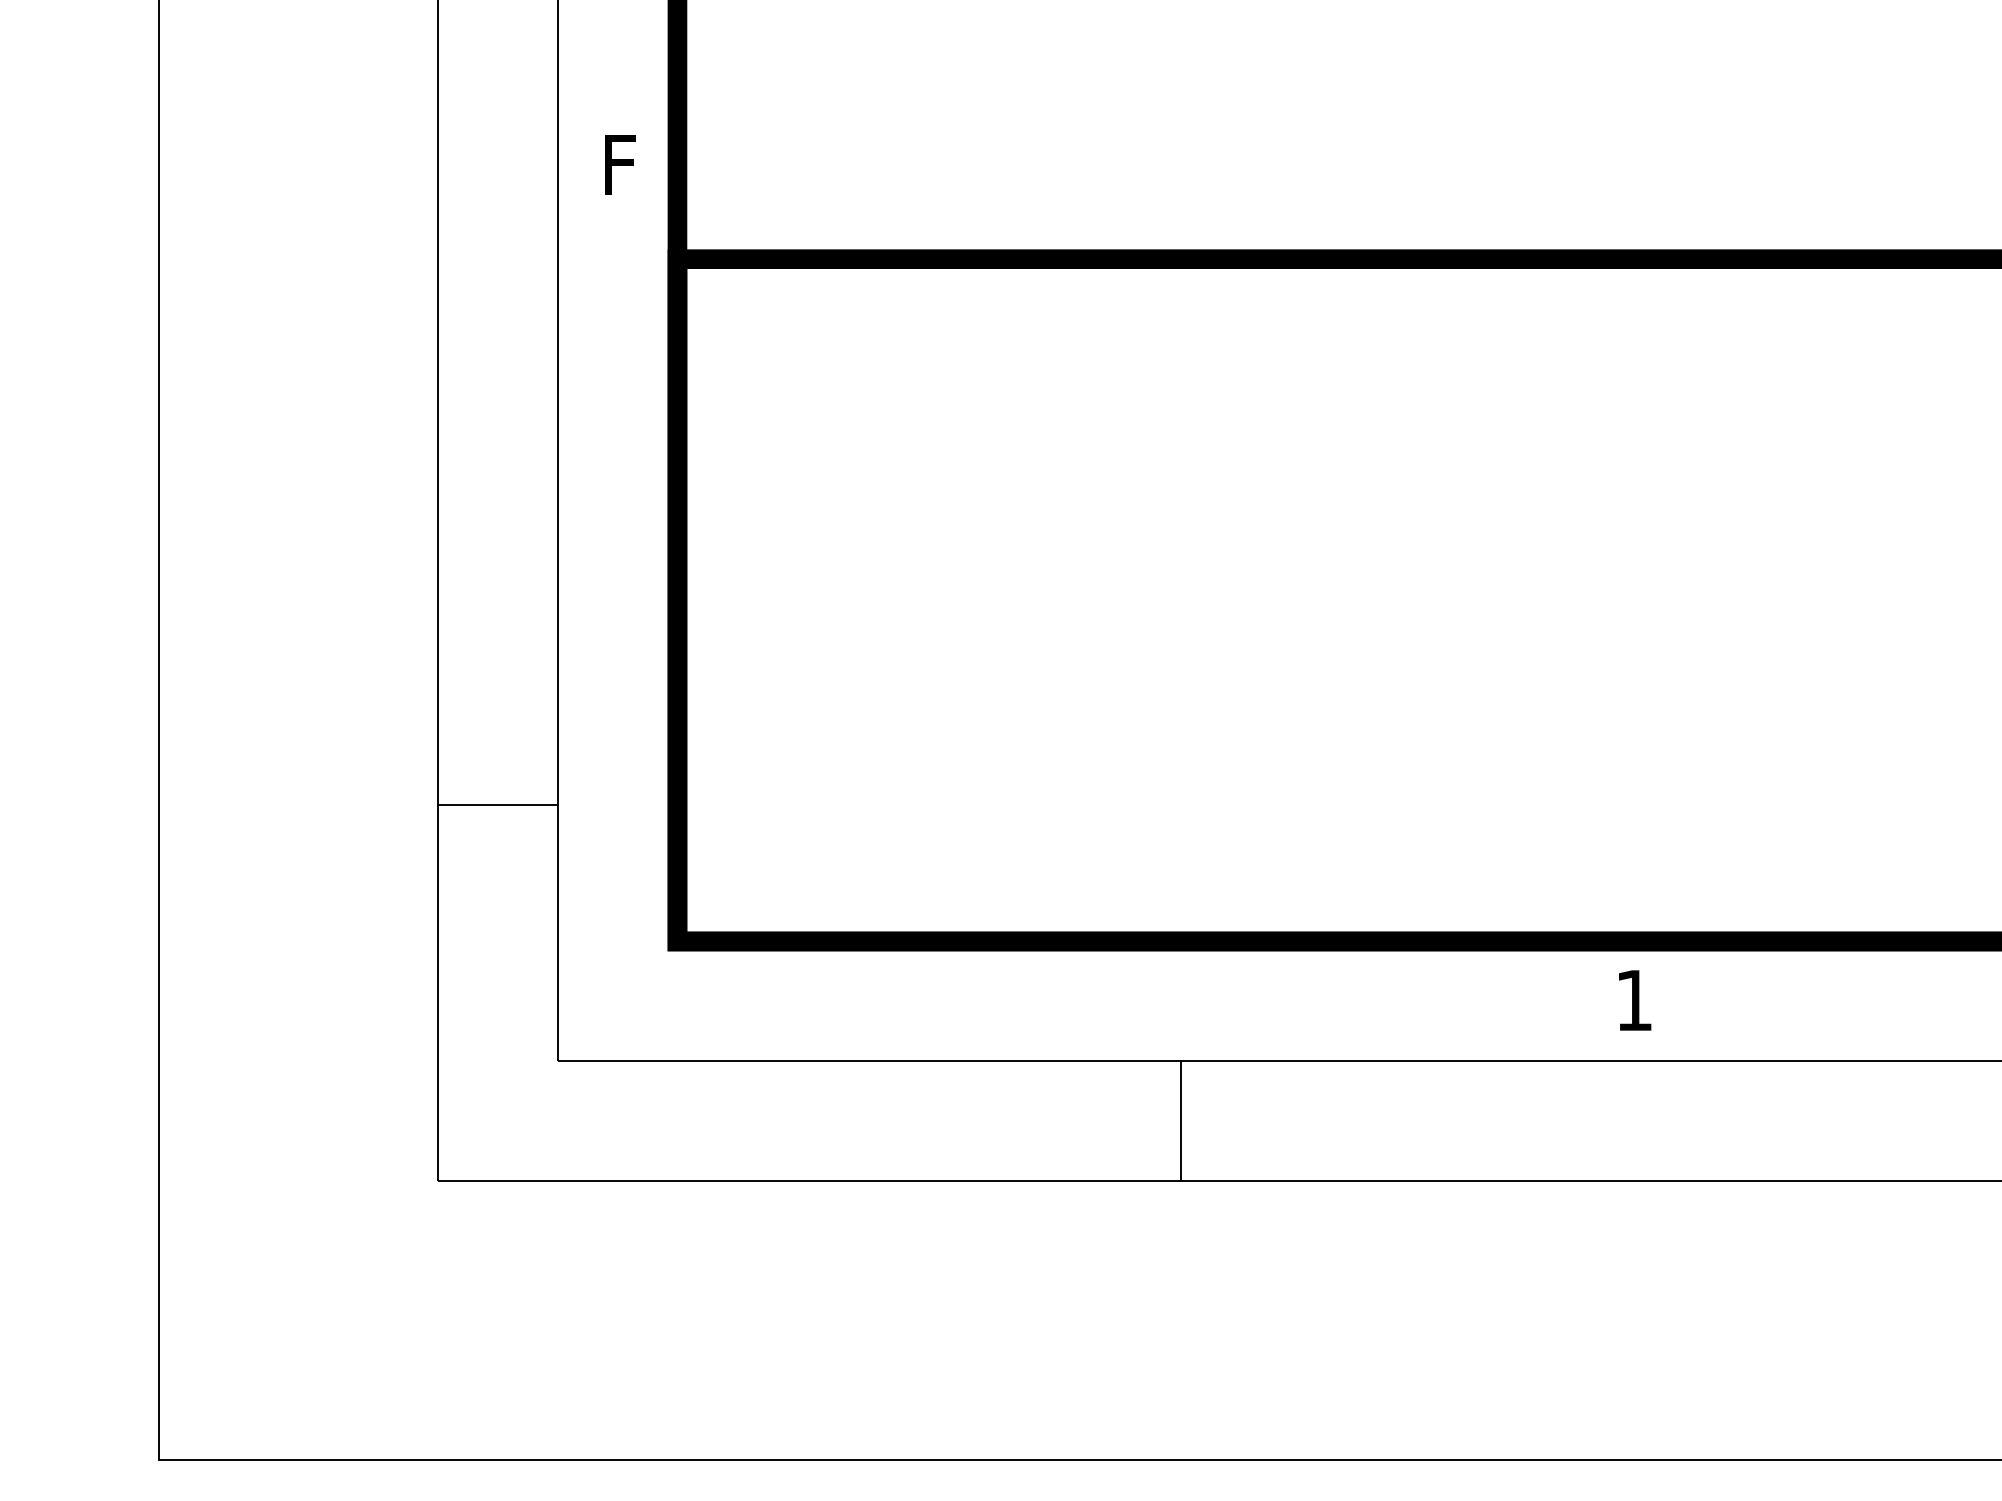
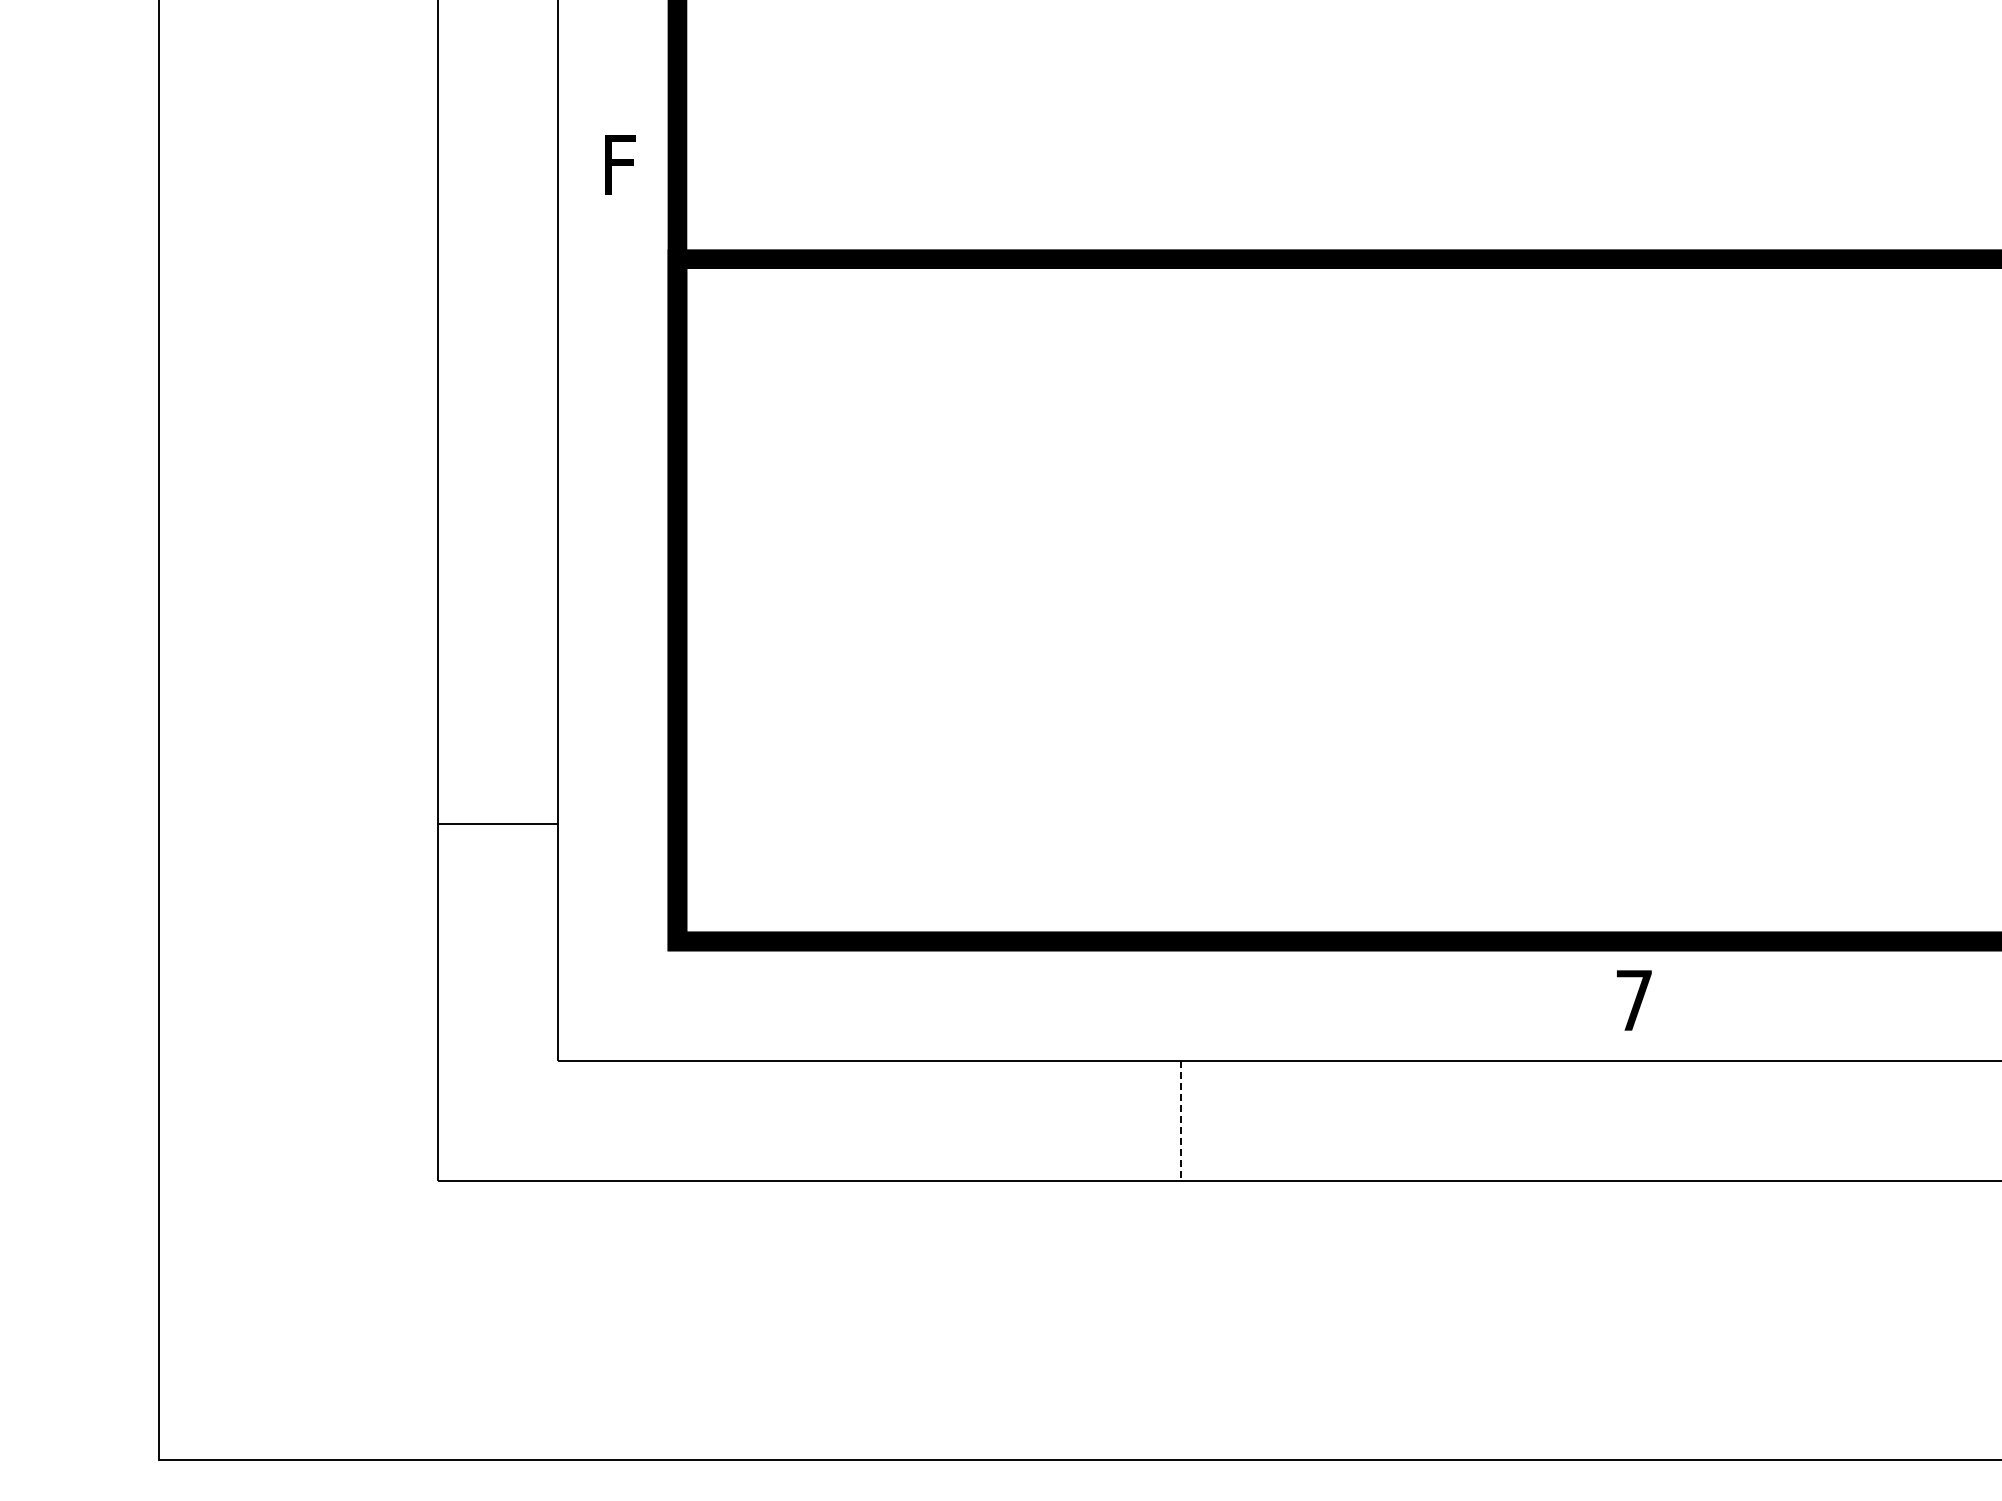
line position: (497, 804) -> (497, 823) (497, 823)
text: 1 -> 7 (1634, 1000)
line: solid -> dashed (1180, 1121)
